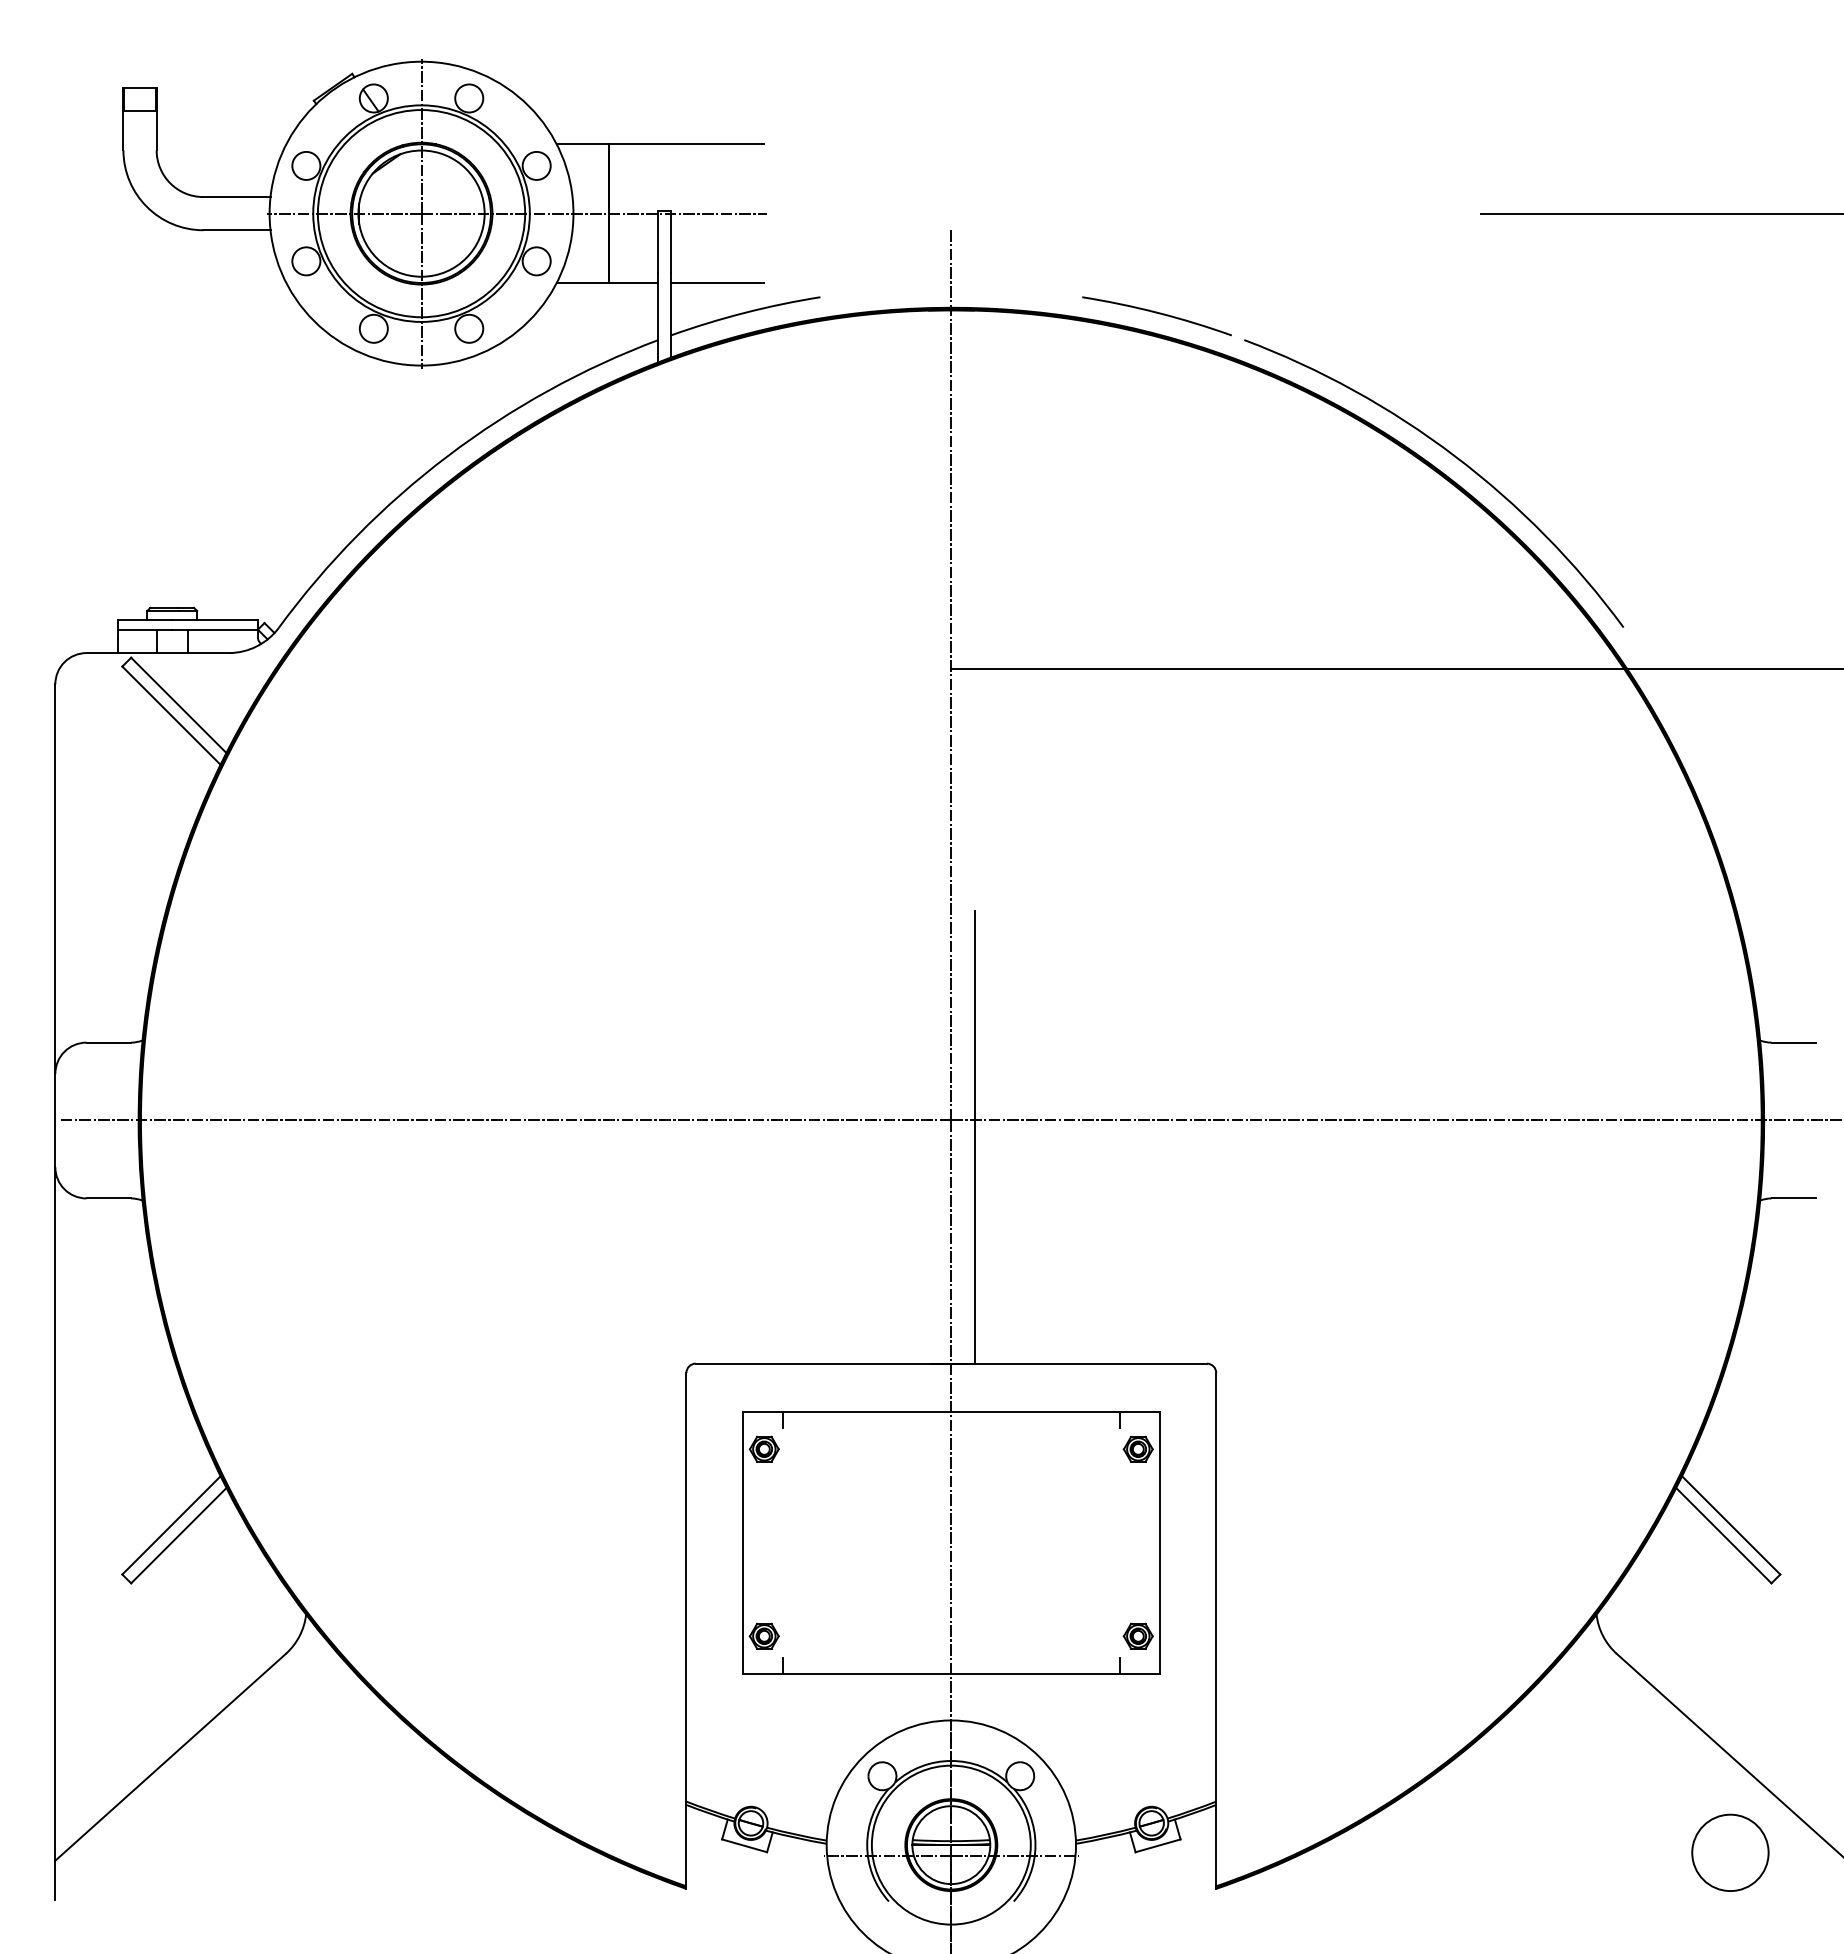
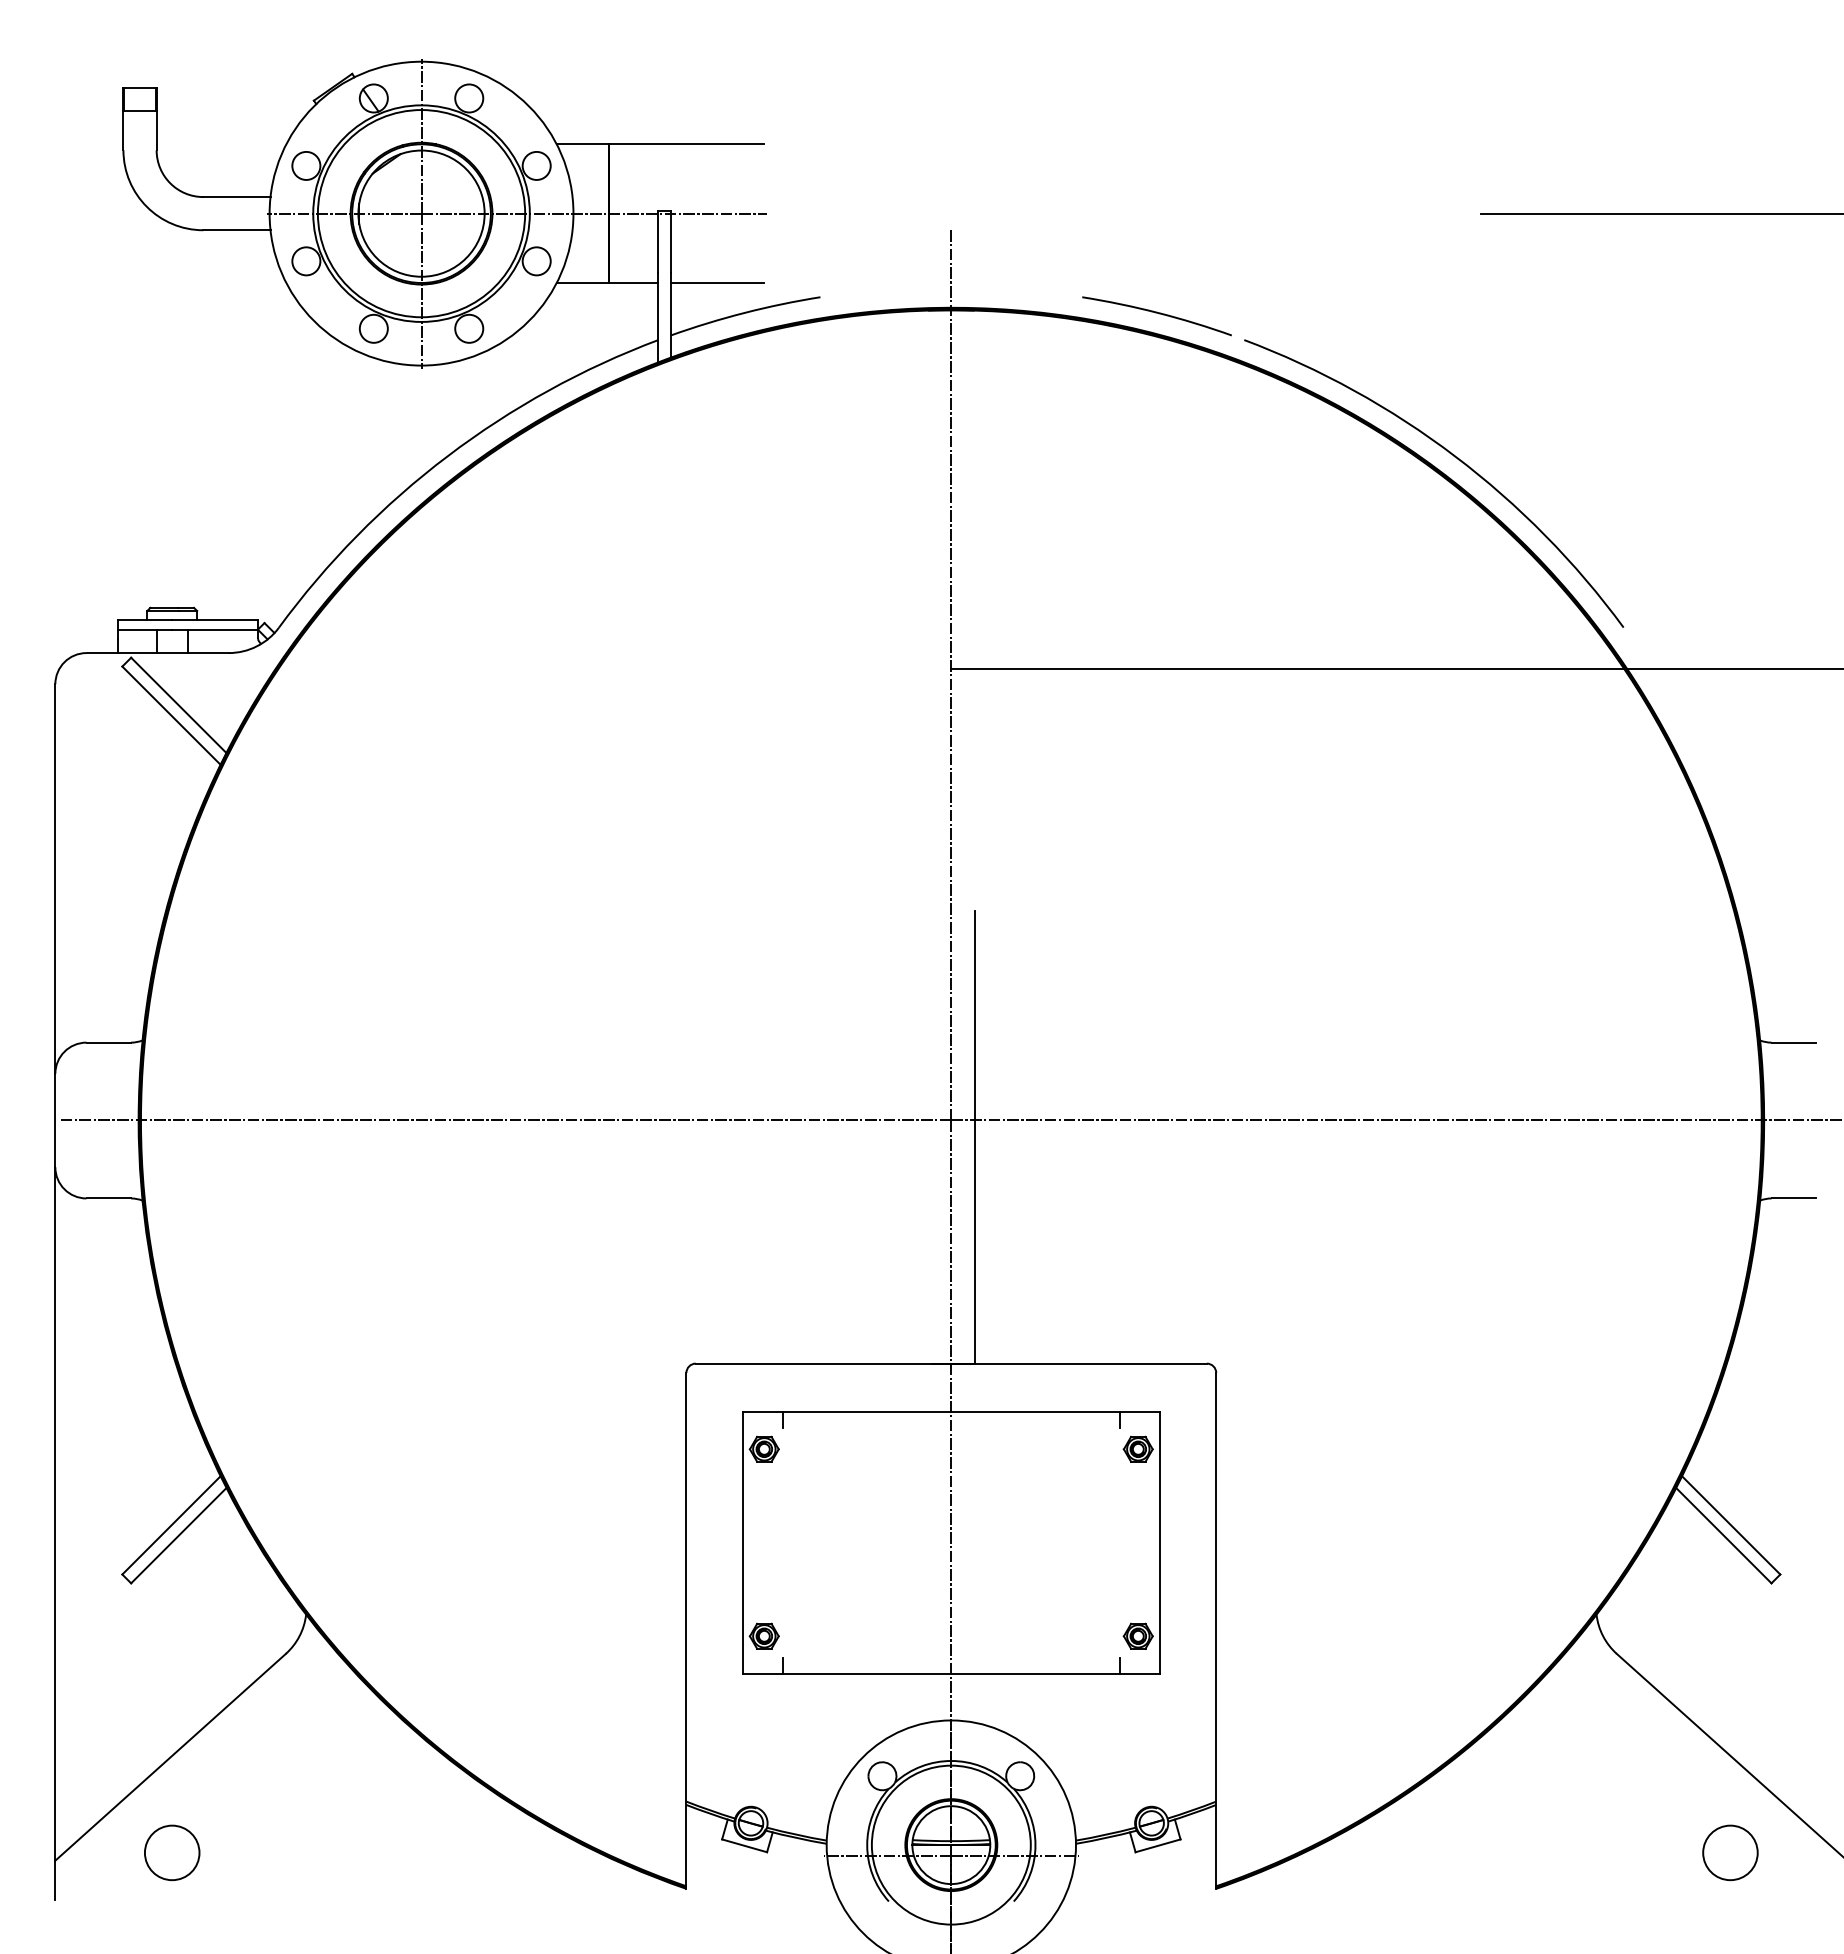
circle: none -> present (172, 1852)
circle size: 79x79 px -> 57x58 px (1730, 1852)
